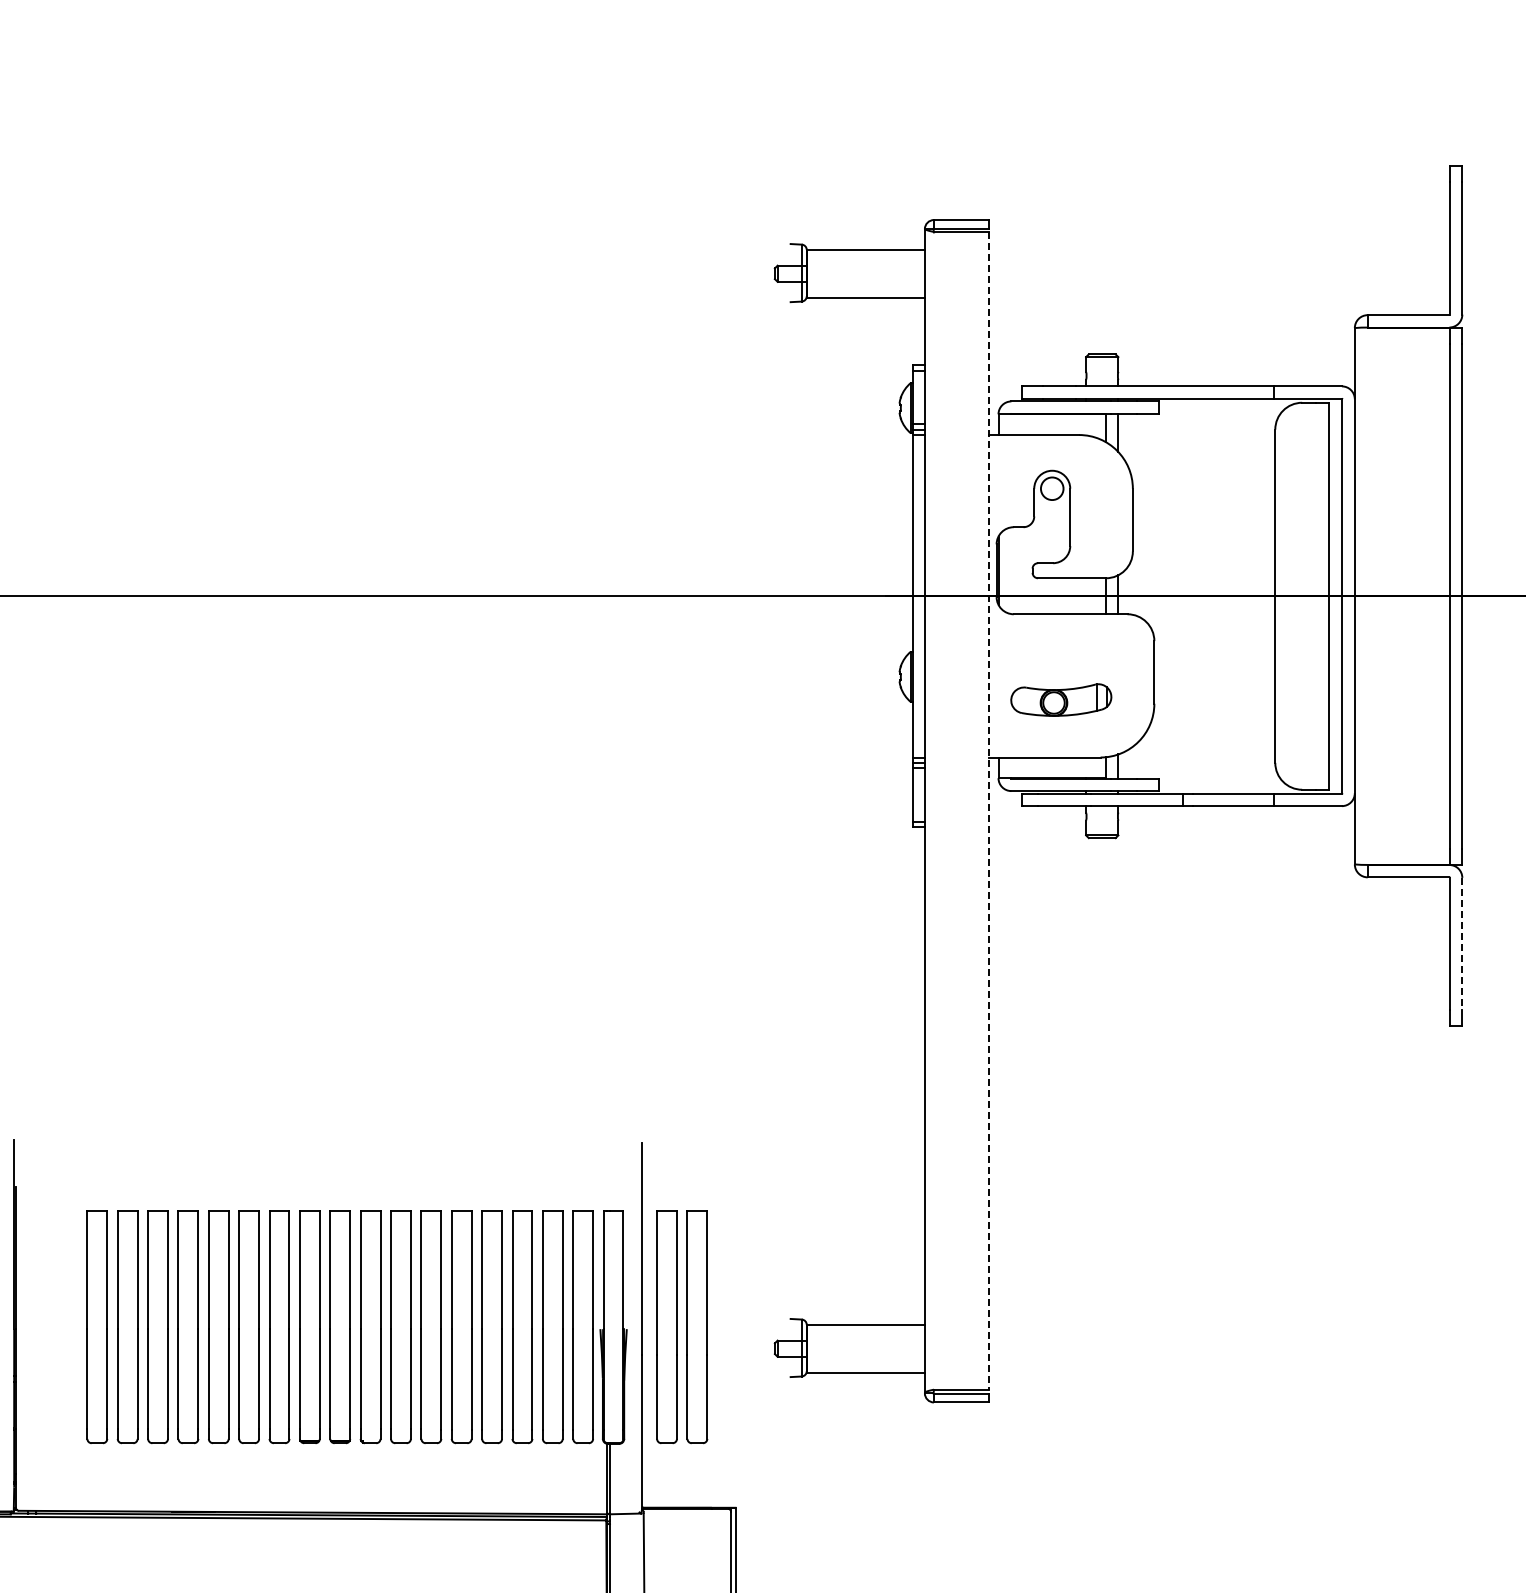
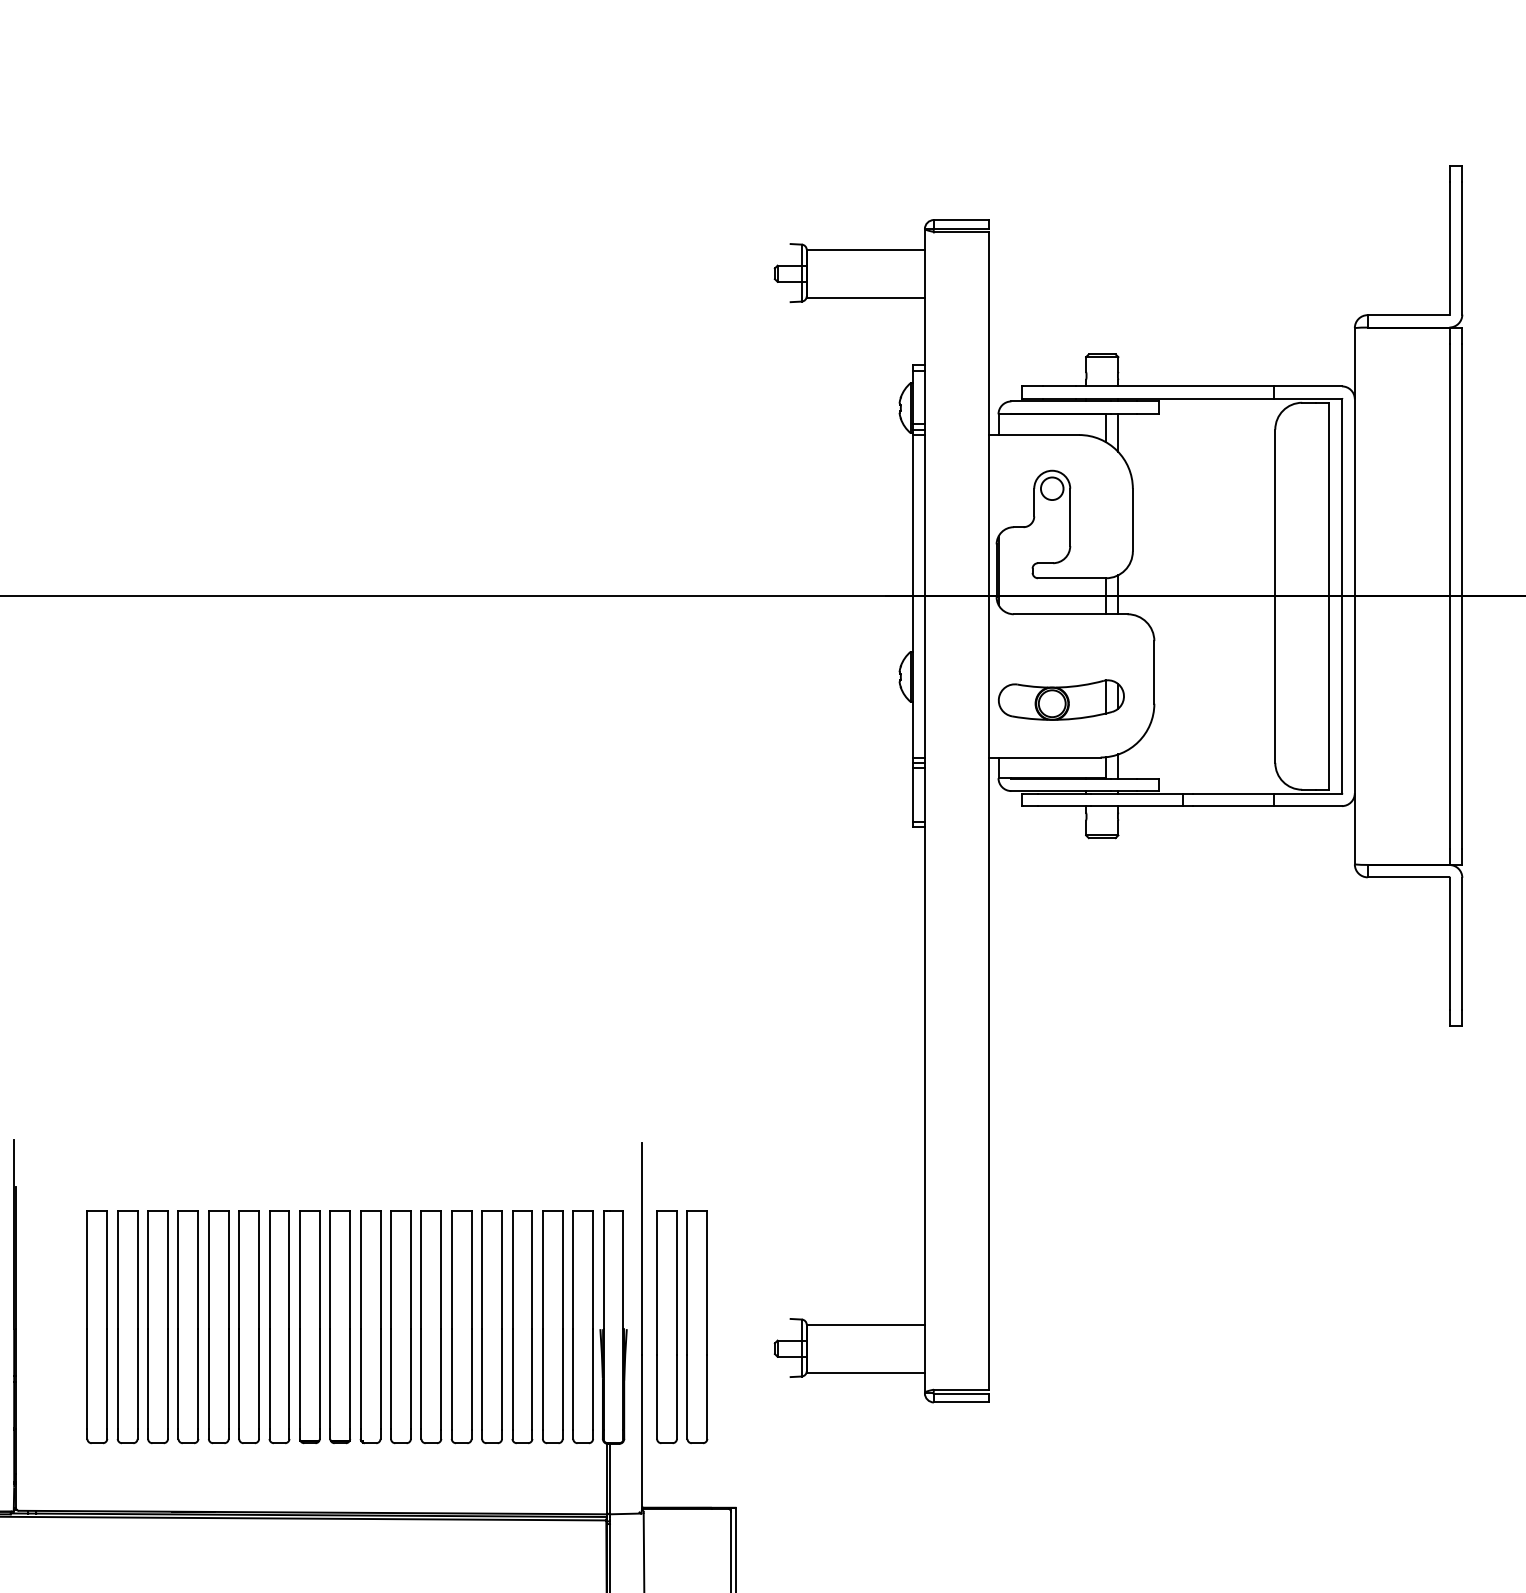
part size: 103x34 px -> 128x42 px (1060, 699)
line: dashed -> solid (989, 811)
line: dashed -> solid (1462, 944)
